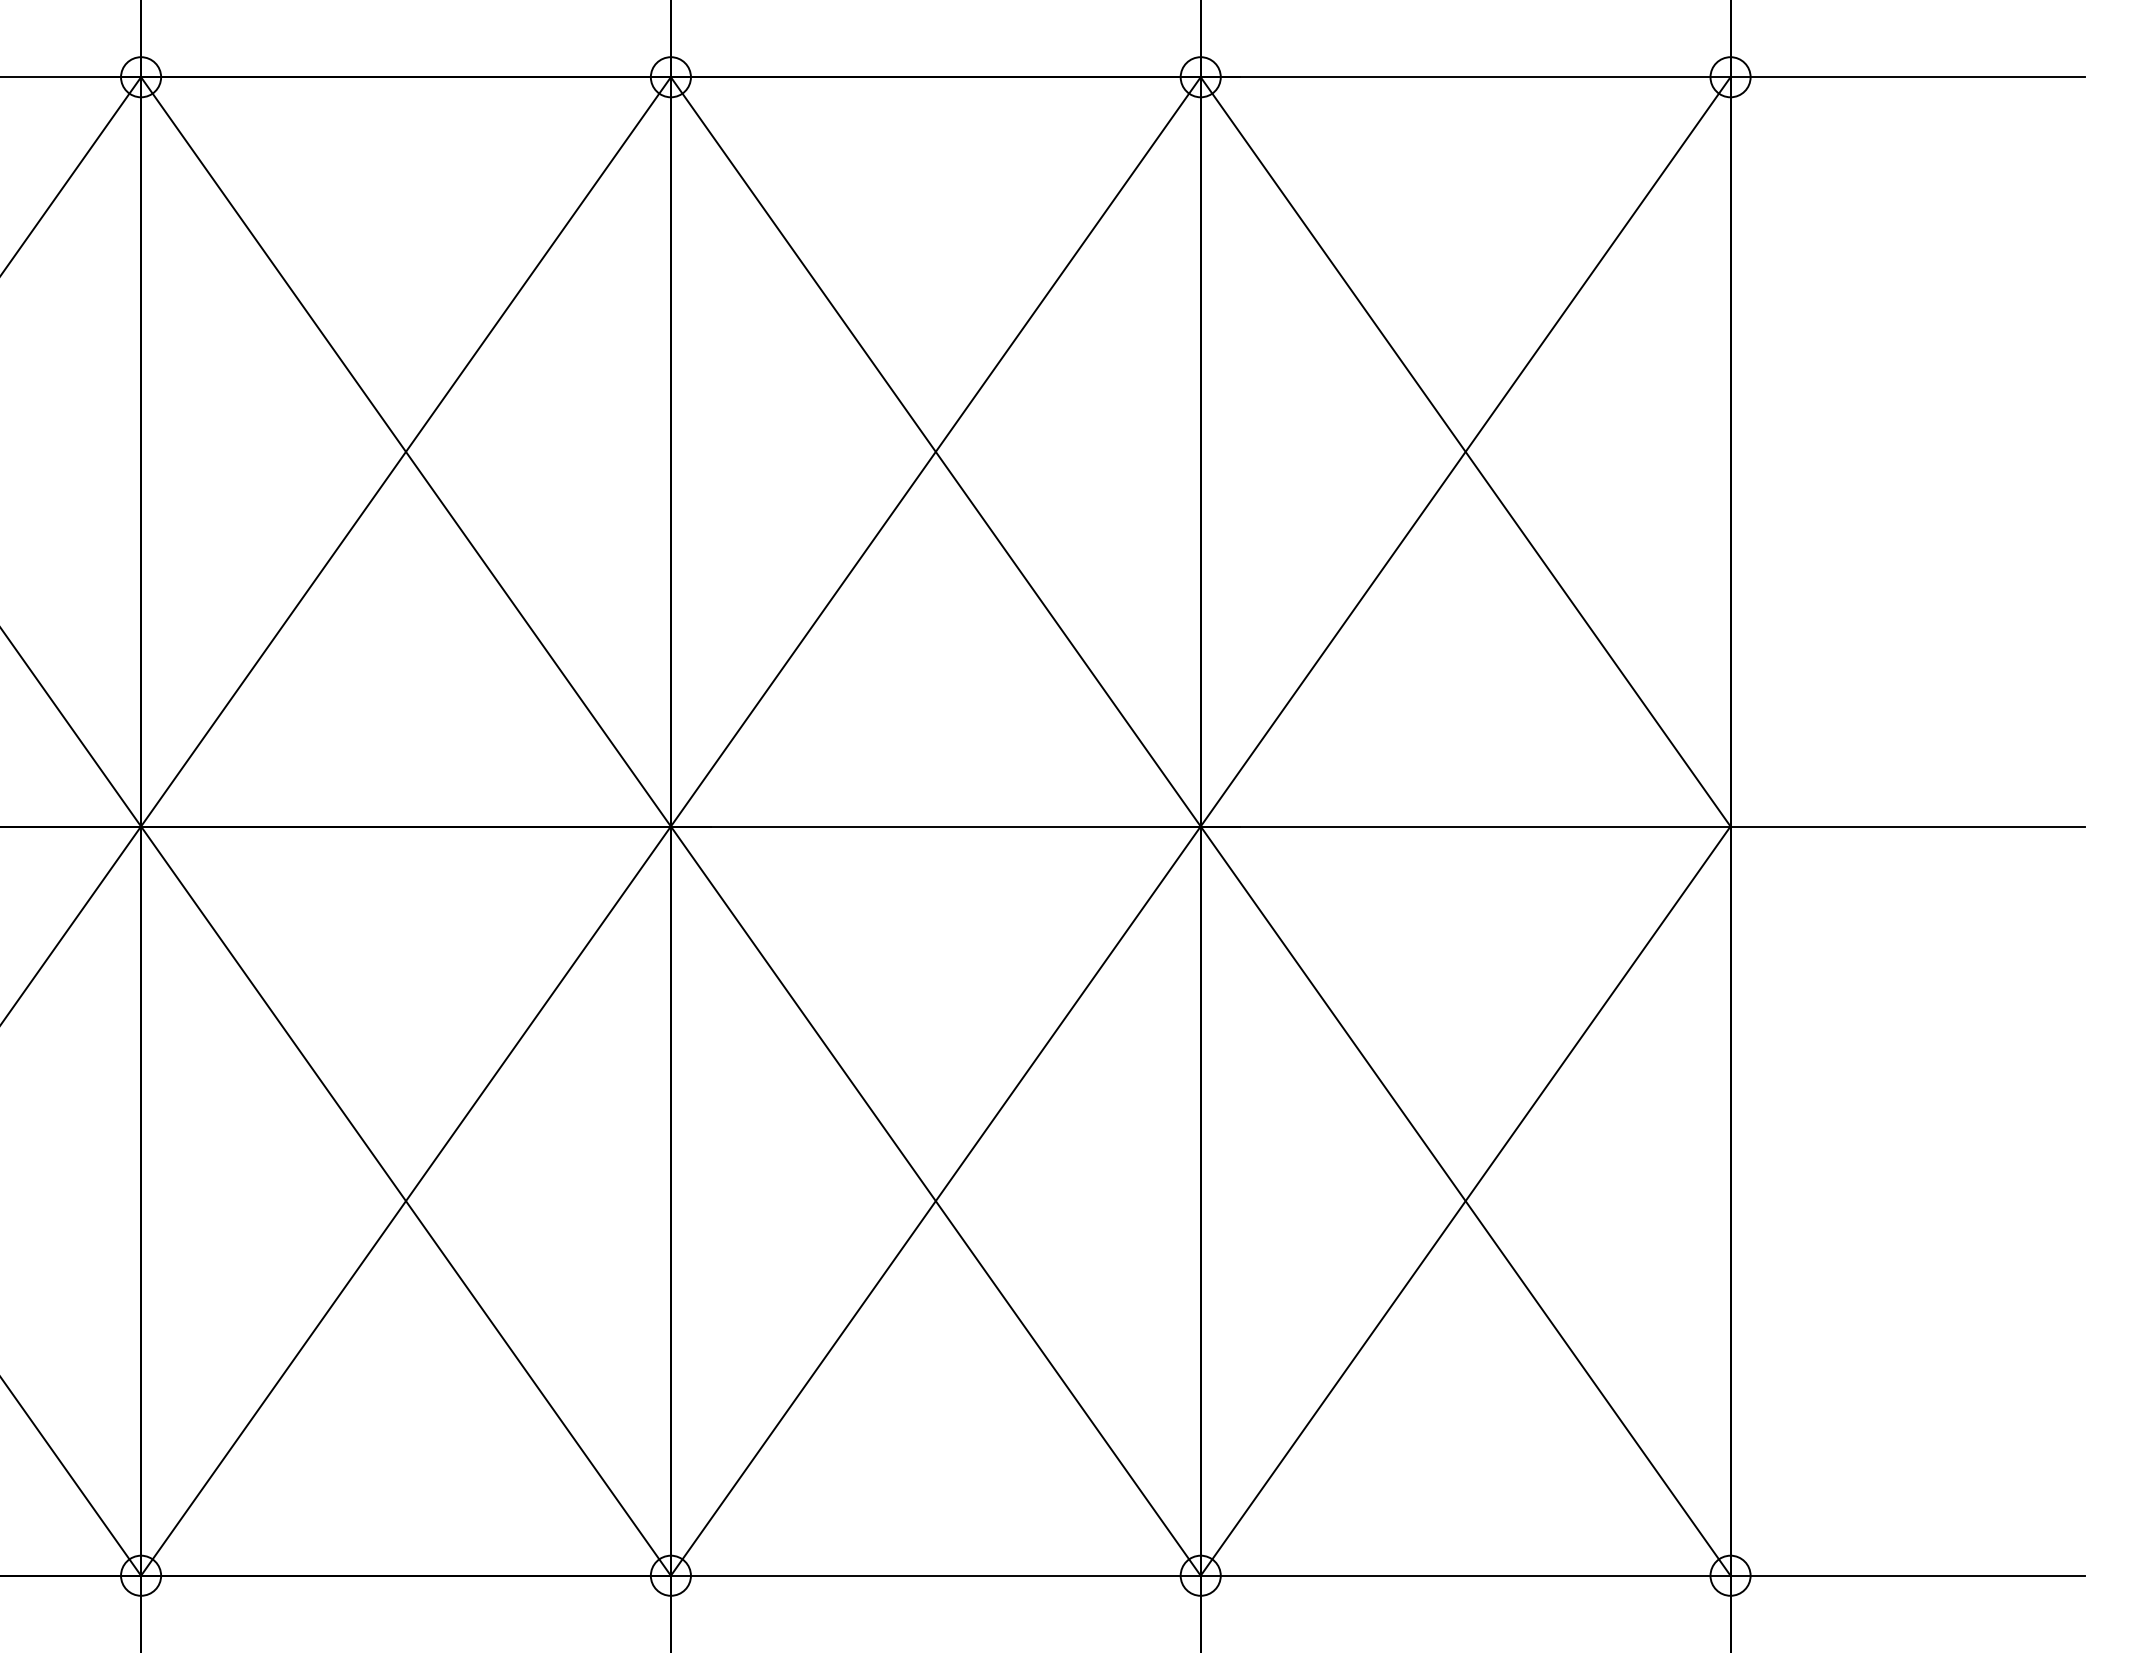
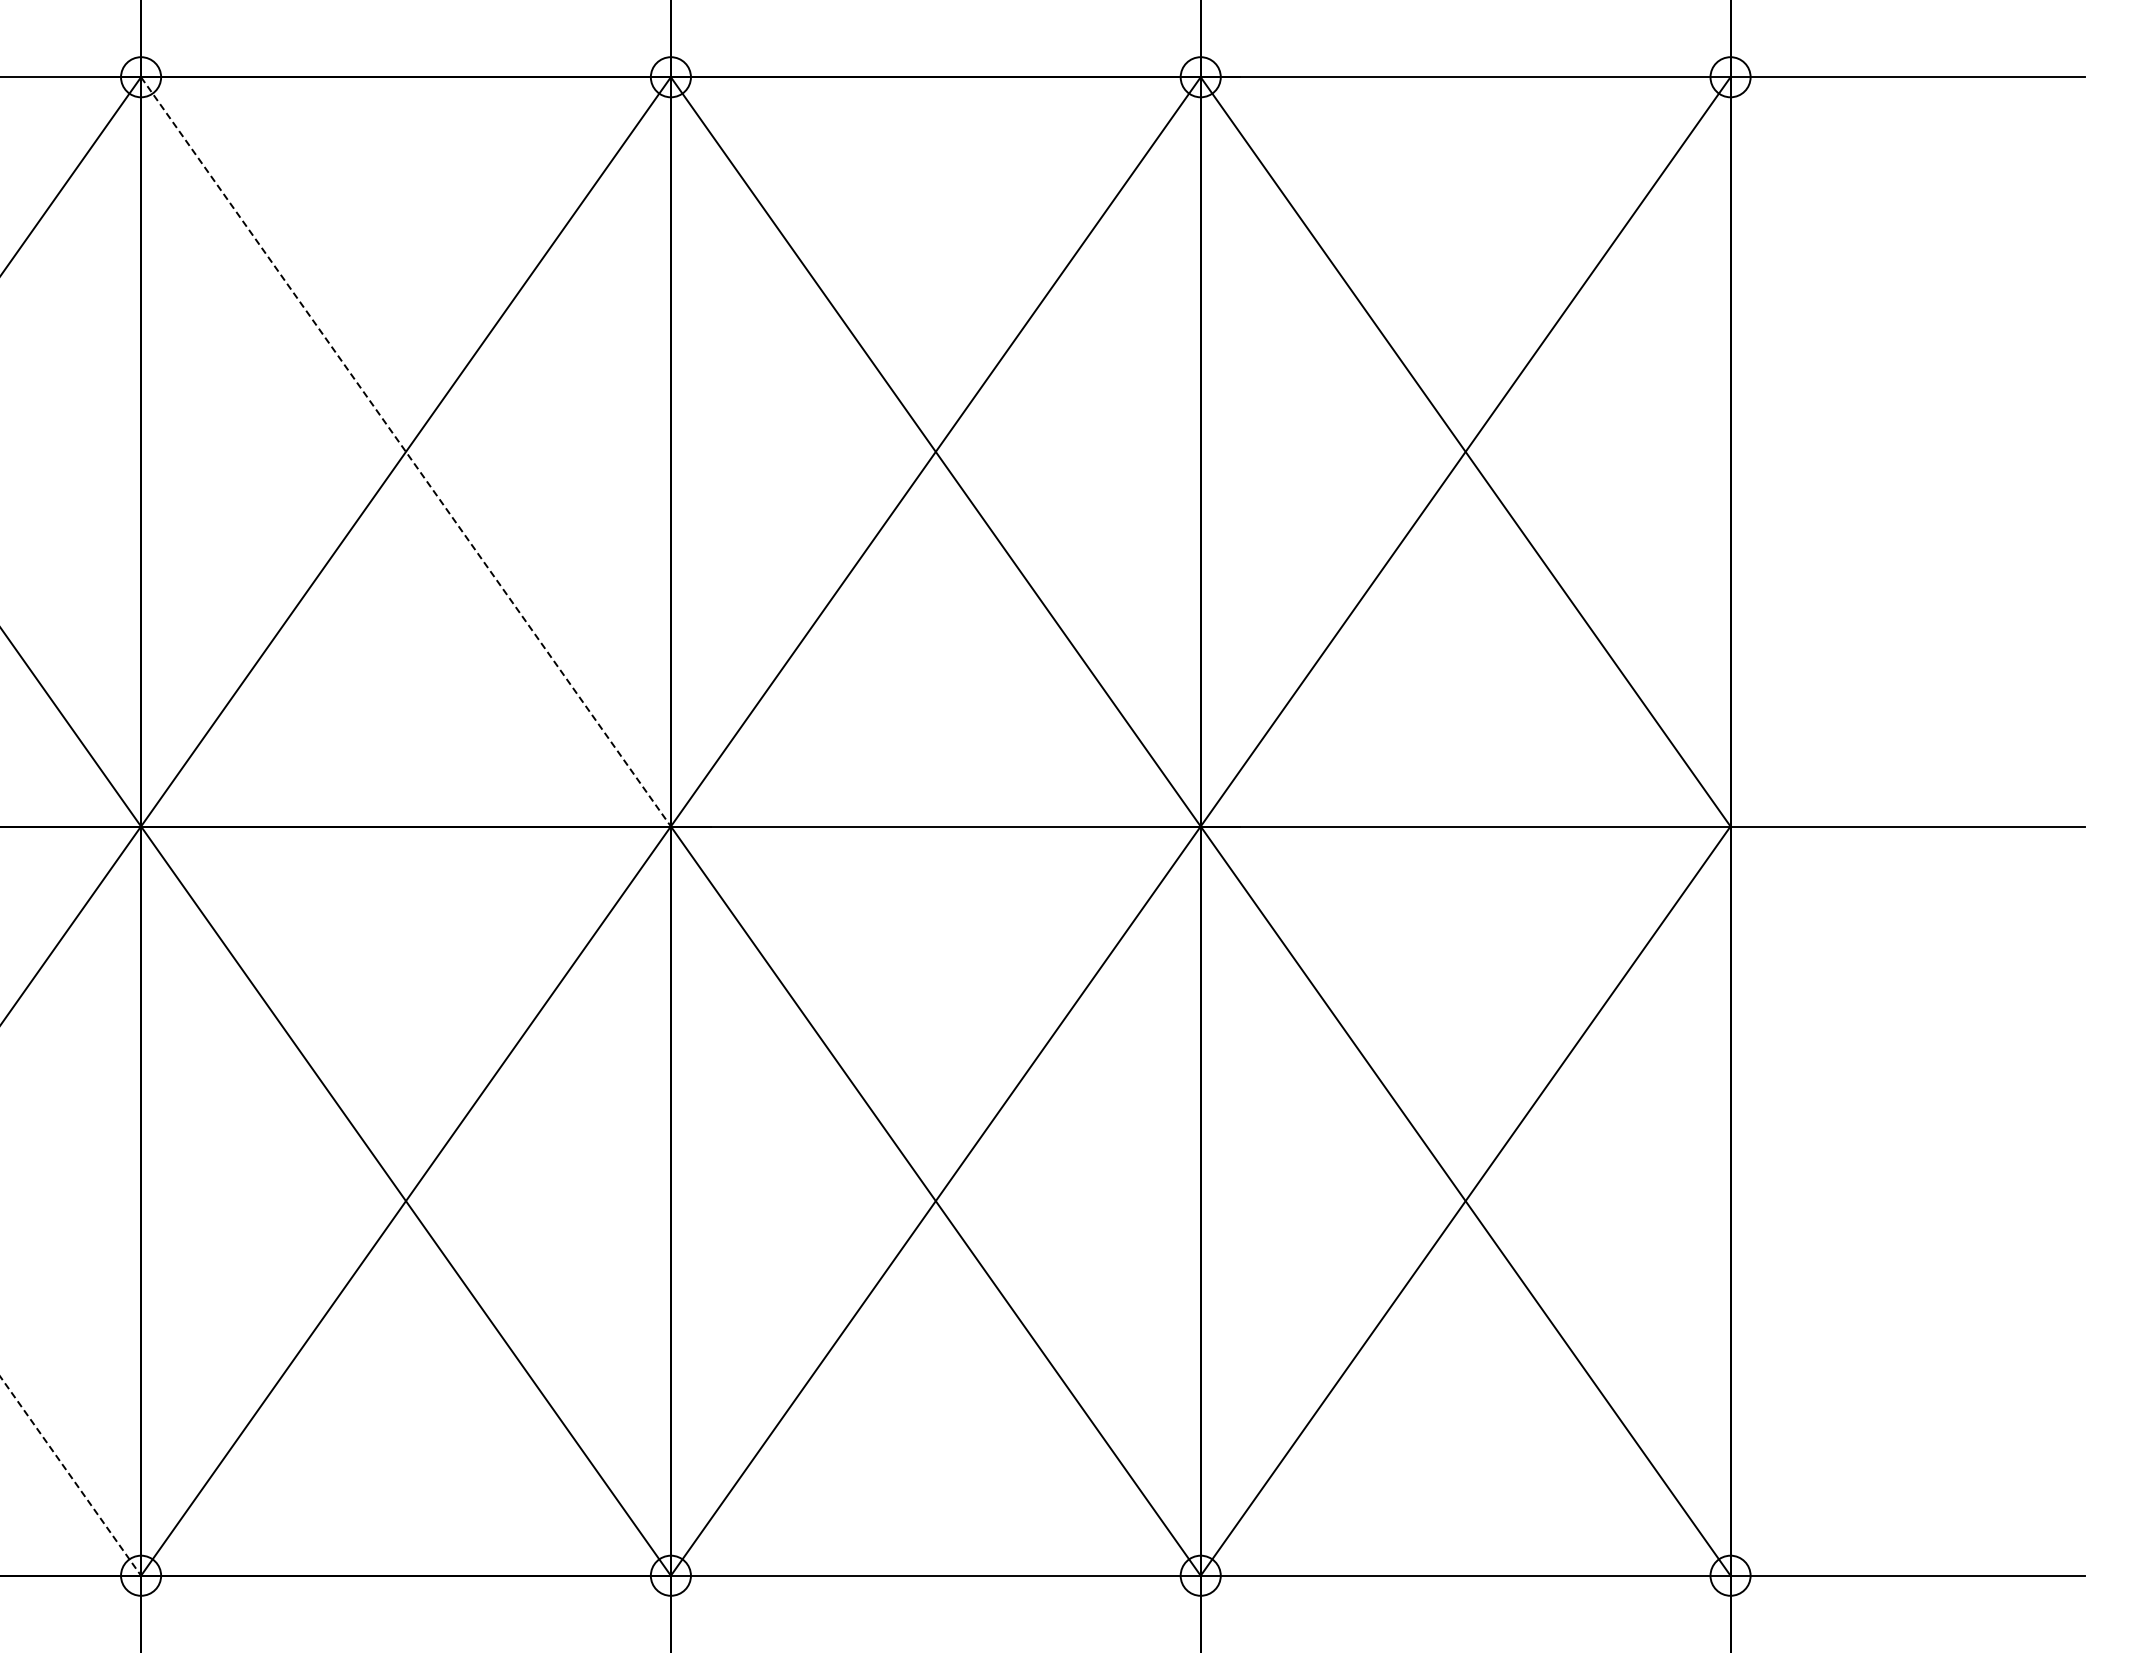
line: solid -> dashed (406, 451)
line: solid -> dashed (70, 1476)
